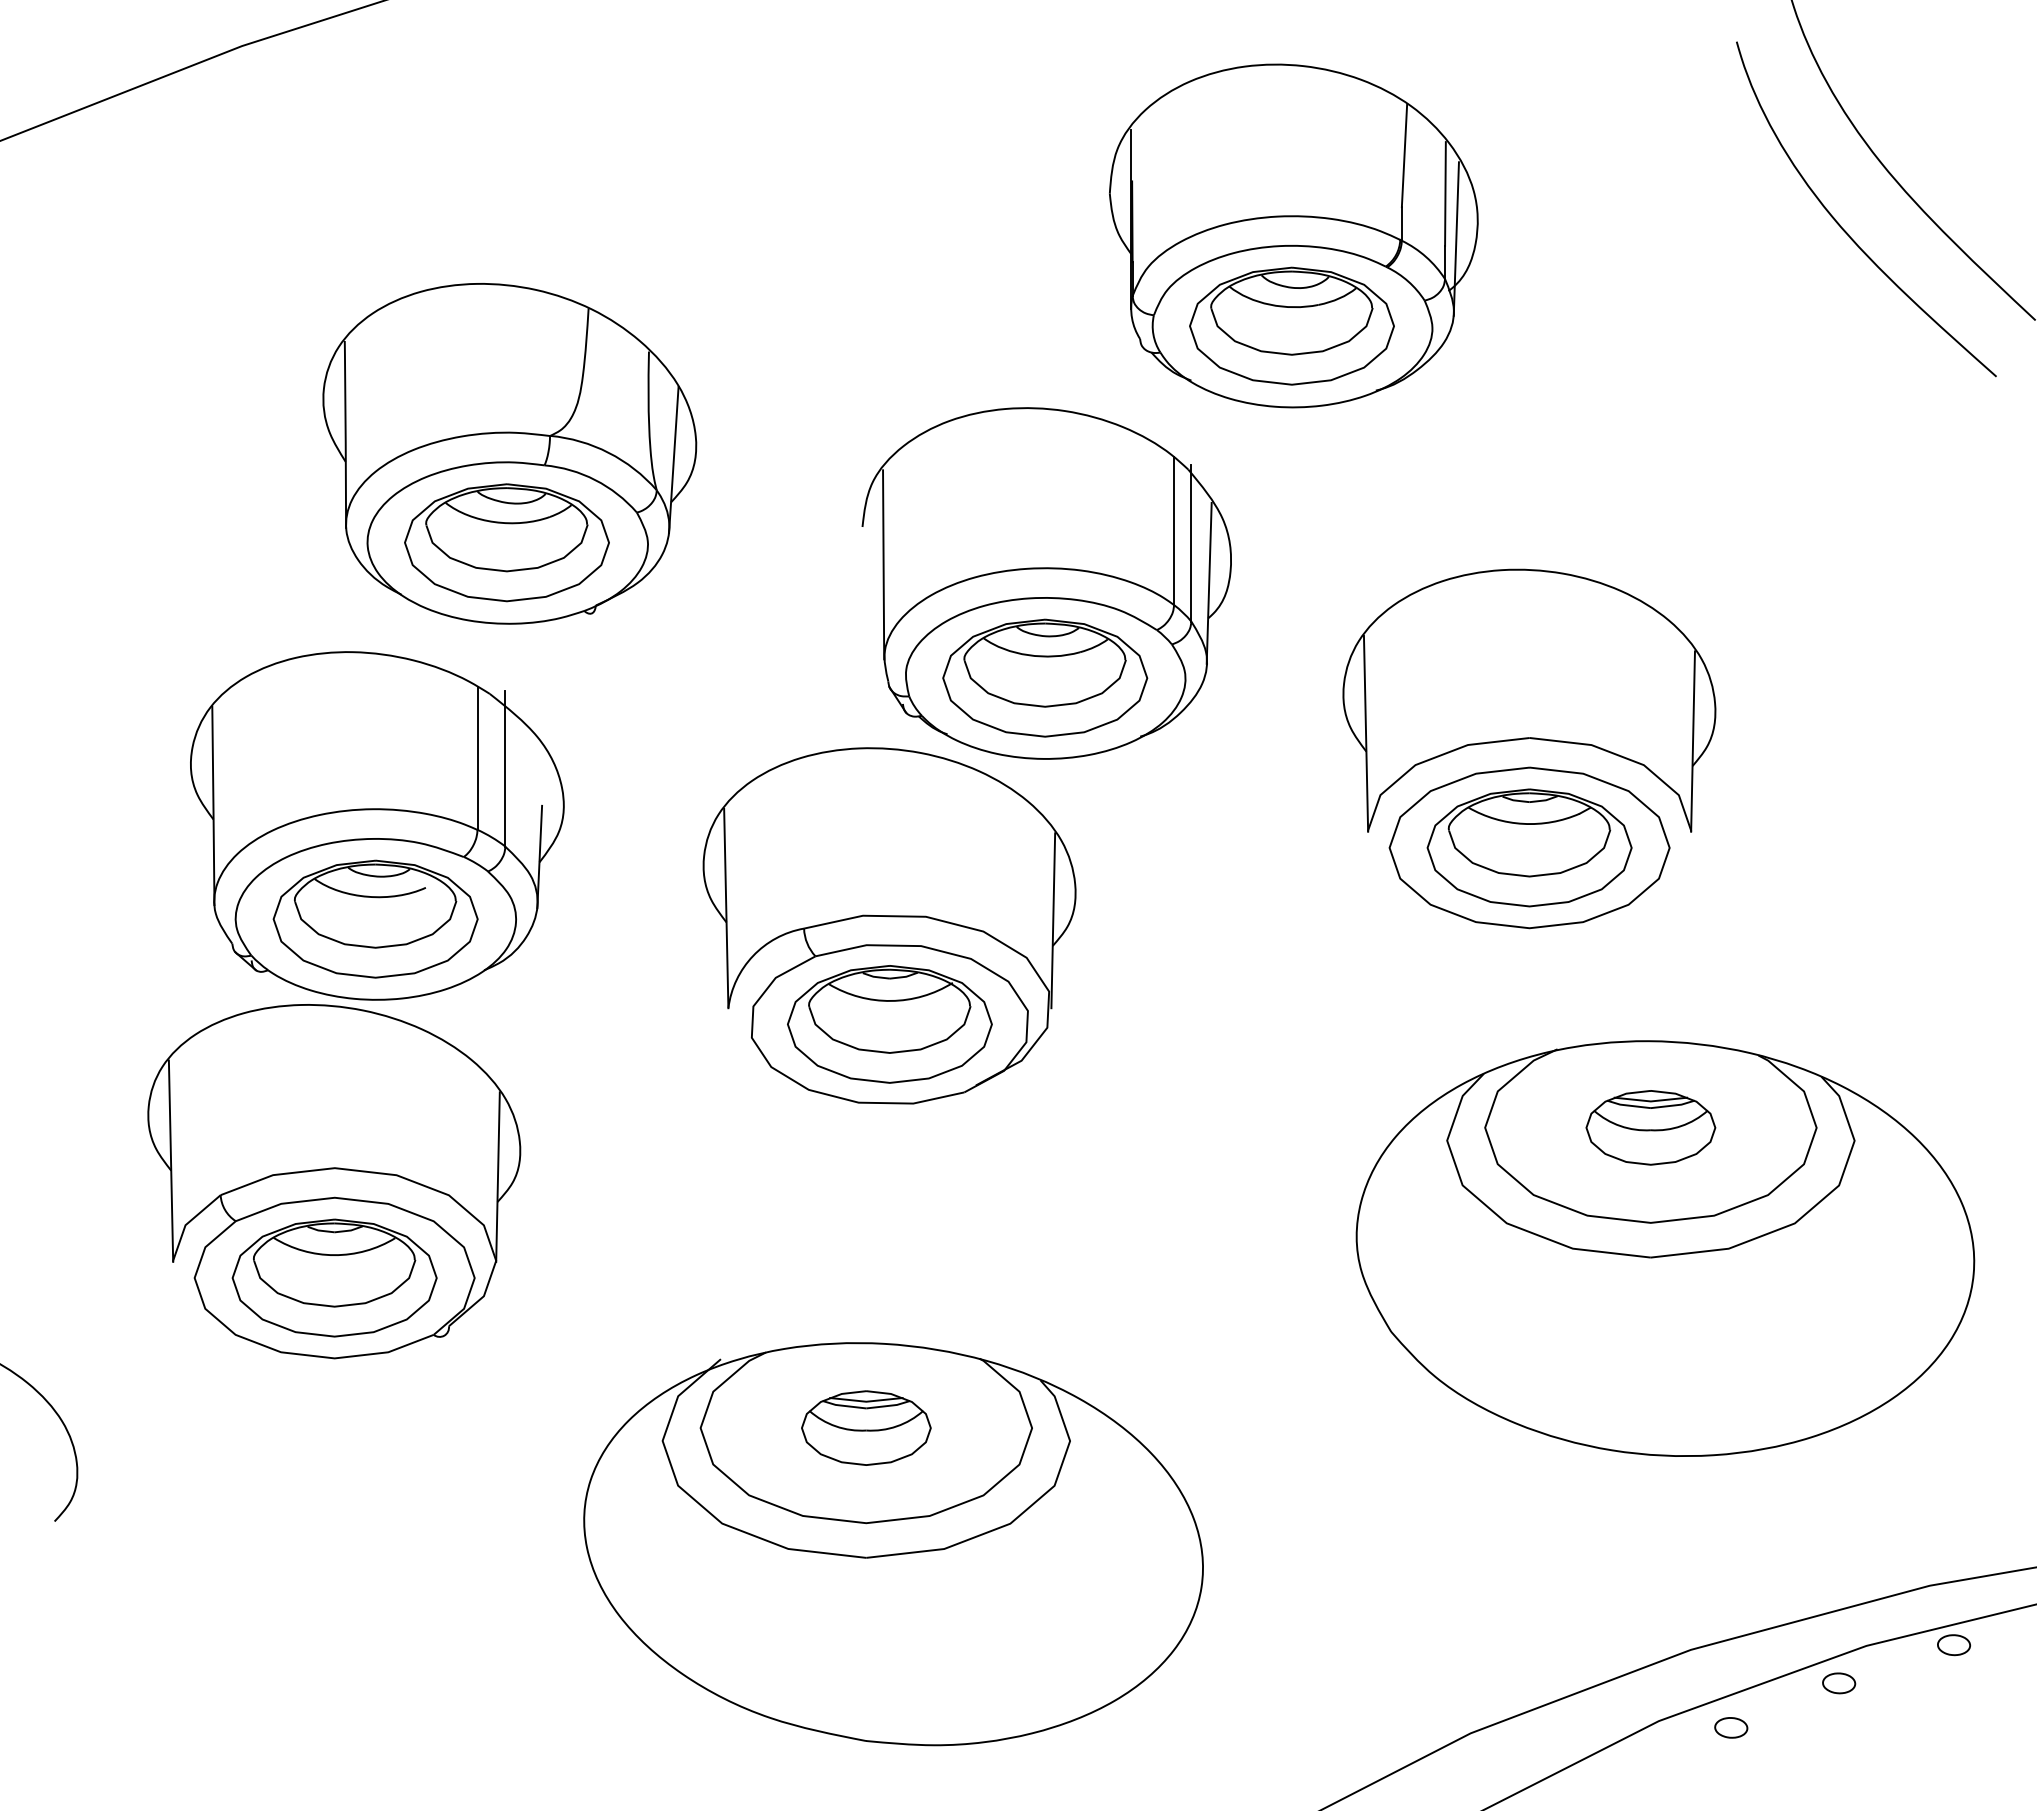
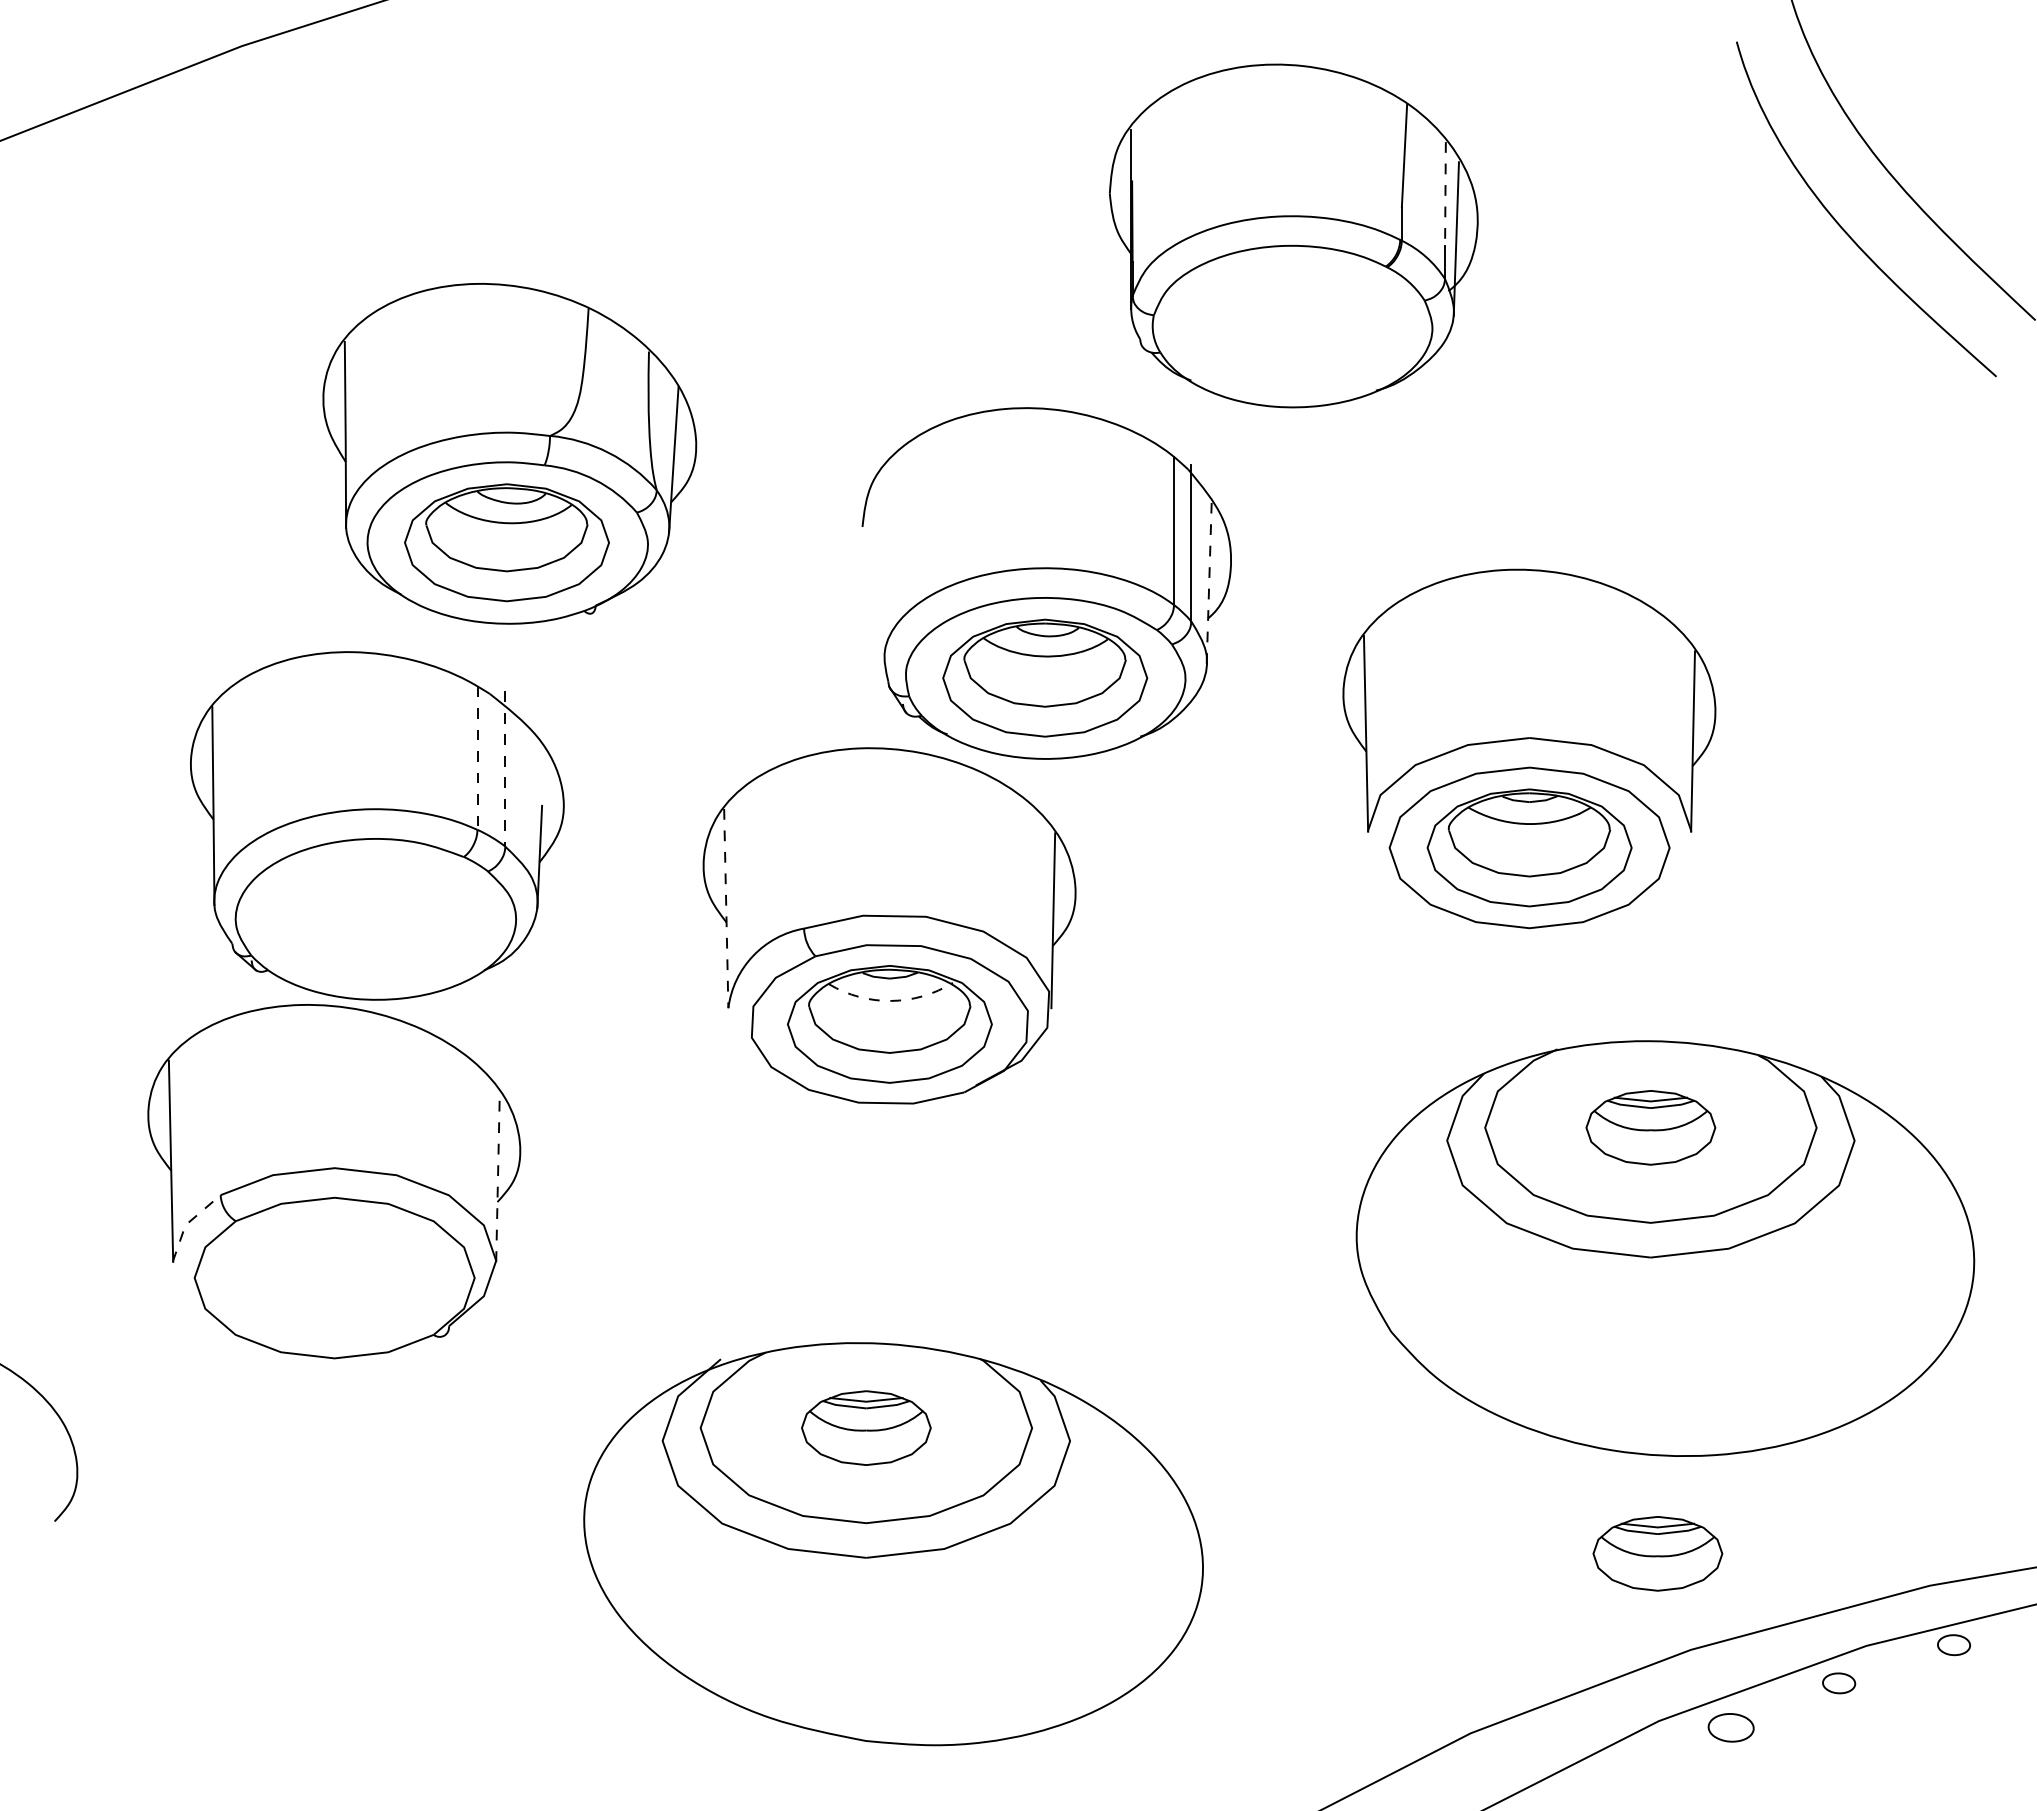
line: solid -> dashed (1445, 194)
part: present -> none (1291, 325)
line: present -> none (883, 564)
line: solid -> dashed (1209, 582)
line: solid -> dashed (477, 758)
line: solid -> dashed (505, 768)
line: solid -> dashed (726, 908)
part: present -> none (375, 918)
arc: solid -> dashed (891, 1000)
line: solid -> dashed (498, 1177)
line: solid -> dashed (187, 1223)
part: present -> none (334, 1277)
part: none -> present (1657, 1553)
part size: 35x22 px -> 48x30 px (1730, 1727)
